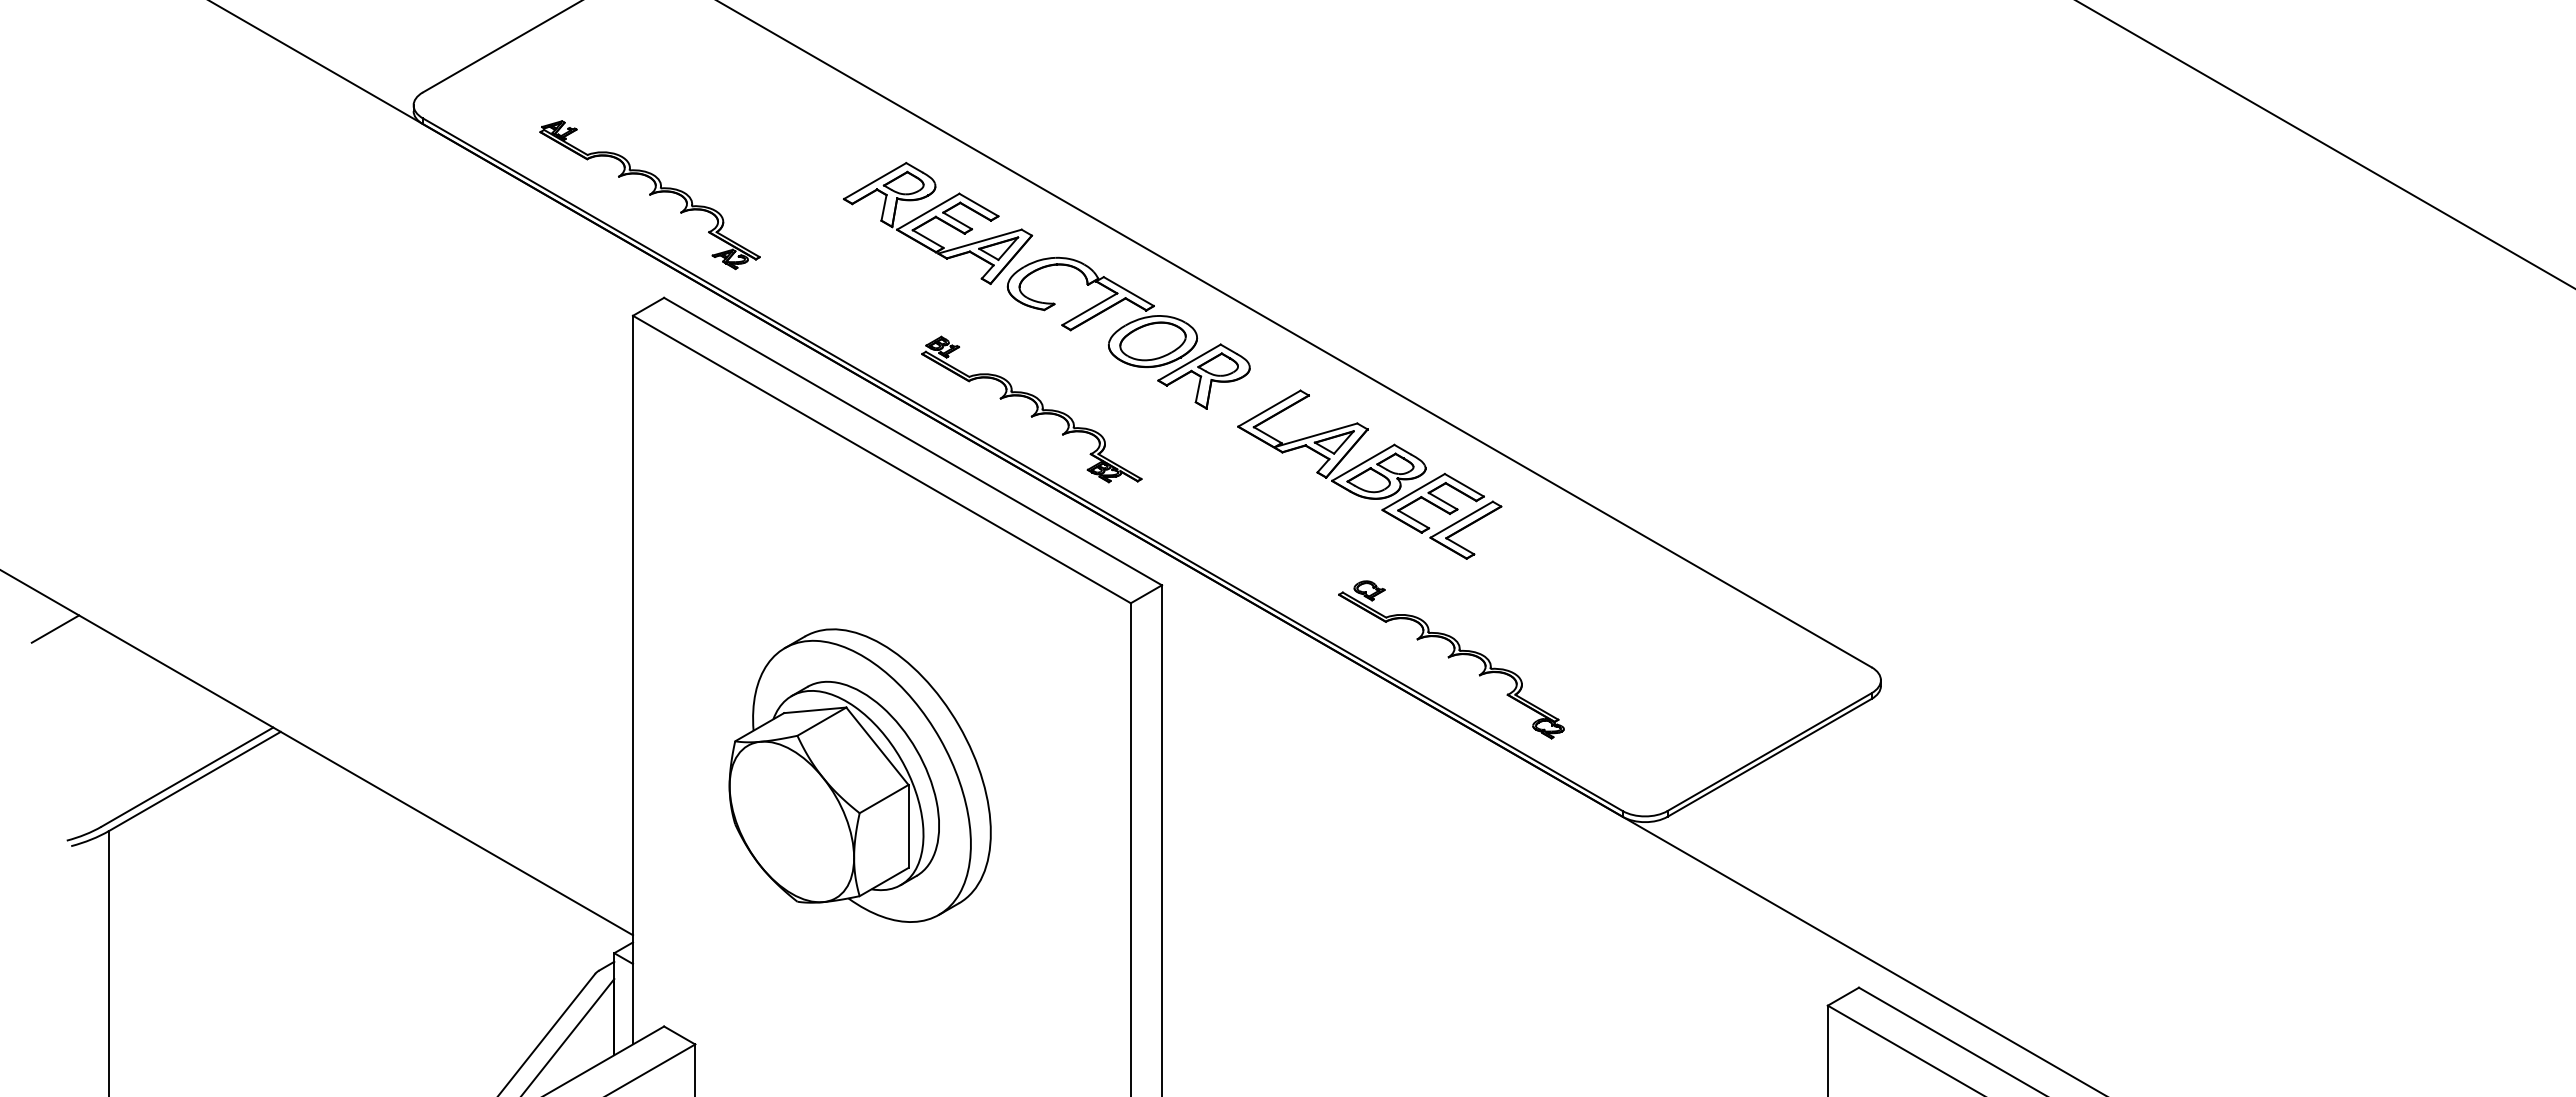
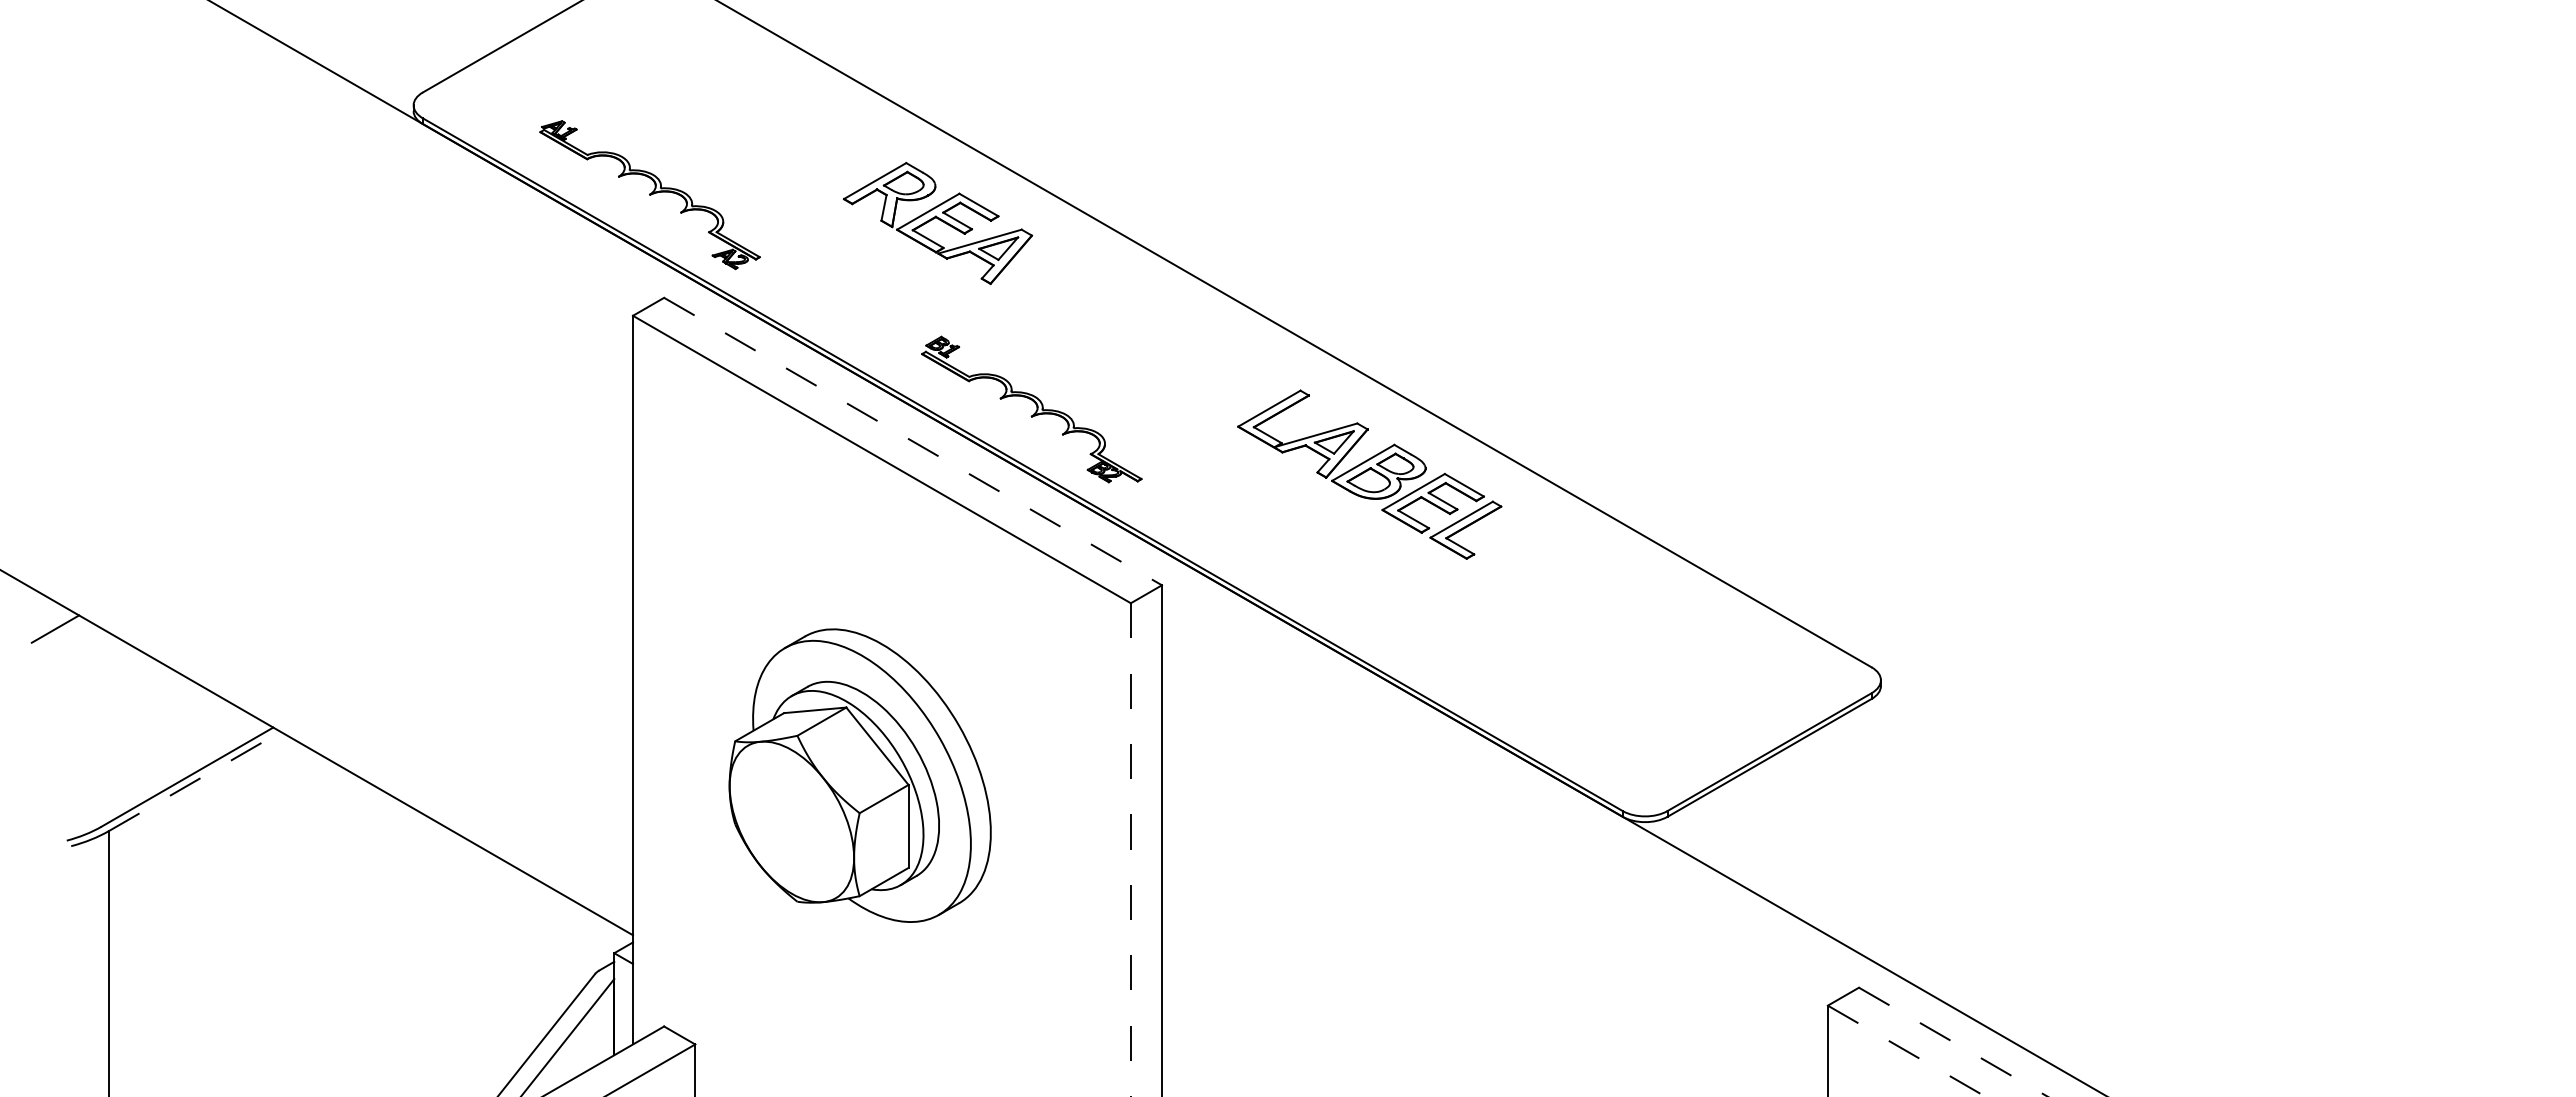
line: present -> none (2325, 144)
part: present -> none (1128, 332)
line: solid -> dashed (913, 441)
part: present -> none (1451, 659)
line: solid -> dashed (195, 781)
line: solid -> dashed (1130, 849)
line: solid -> dashed (1953, 1042)
line: solid -> dashed (1906, 1051)
